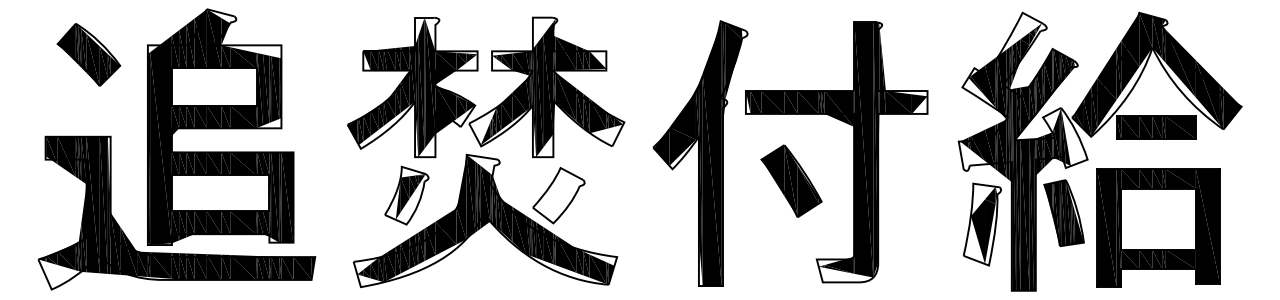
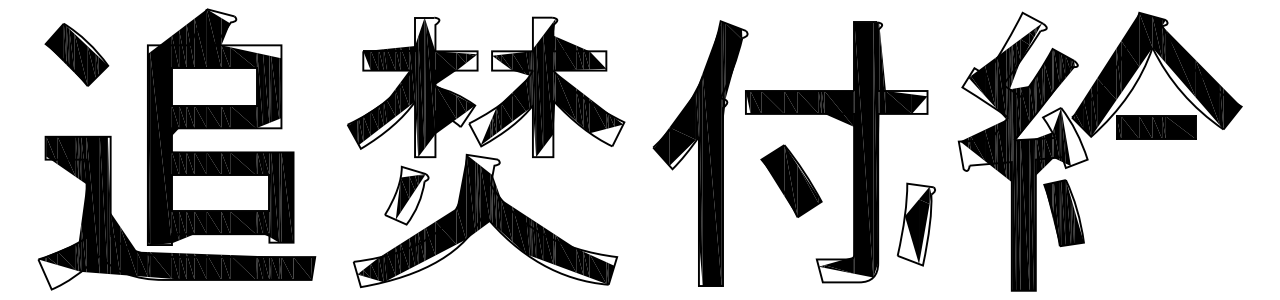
part position: (88, 54) -> (76, 54) (76, 54)
part: present -> none (558, 195)
part position: (981, 224) -> (915, 224) (915, 224)
part: present -> none (1158, 227)
